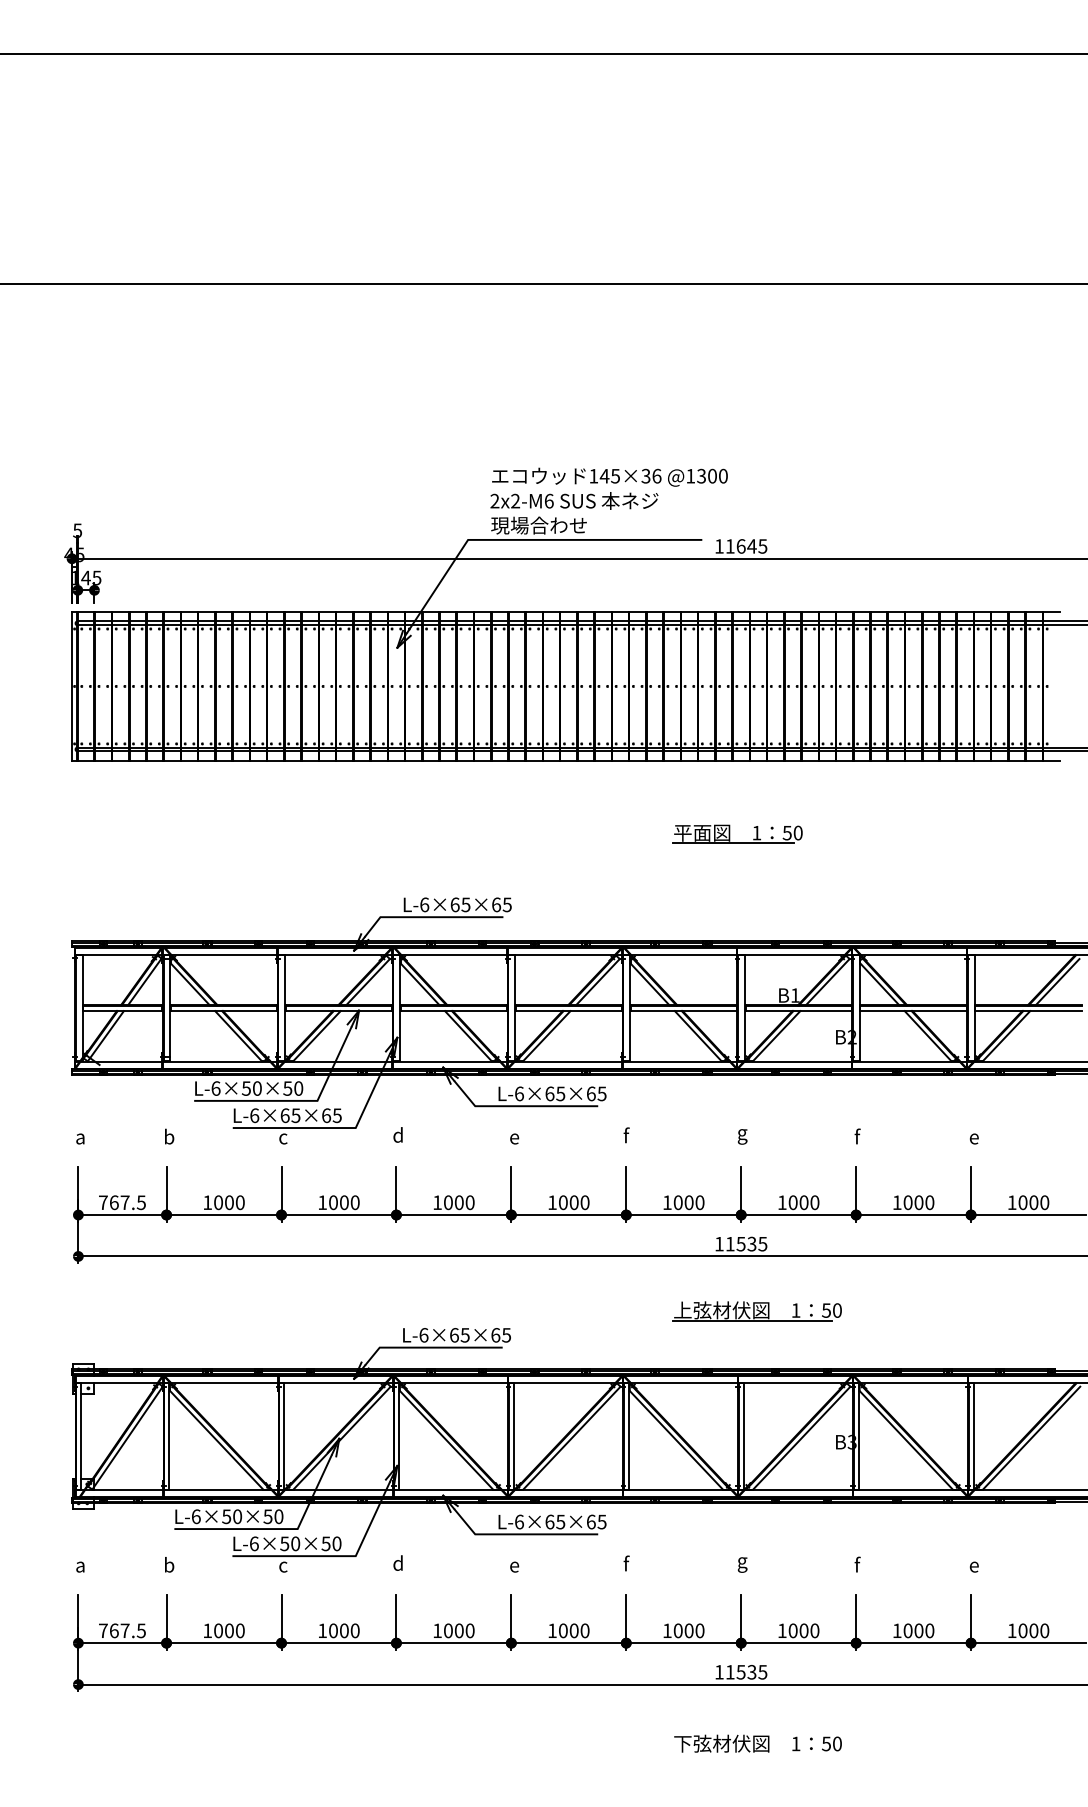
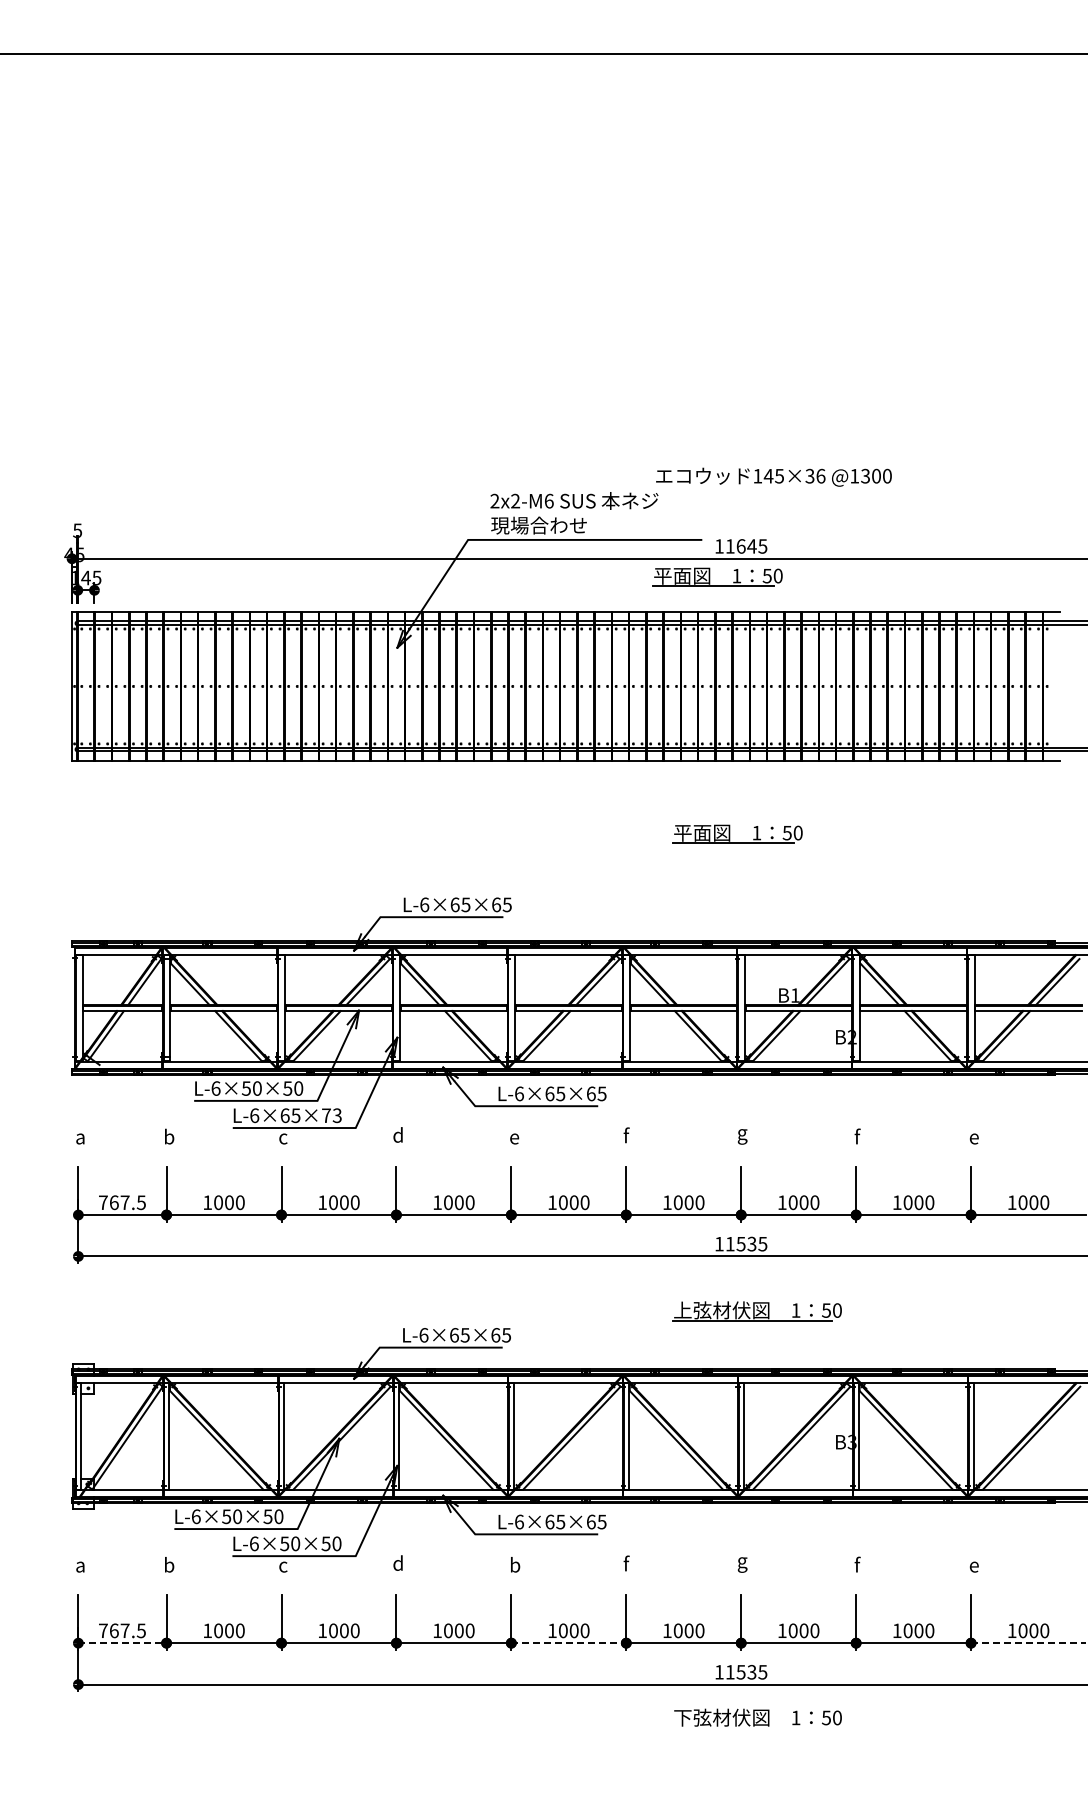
line: present -> none (543, 284)
text position: (609, 476) -> (773, 476) (773, 476)
part: none -> present (710, 576)
text: L-6×65×65 -> L-6×65×73 (331, 1115)
text: e -> b (515, 1564)
line: solid -> dashed (122, 1643)
line: solid -> dashed (569, 1643)
line: solid -> dashed (1029, 1643)
text position: (757, 1743) -> (757, 1717) (757, 1717)
